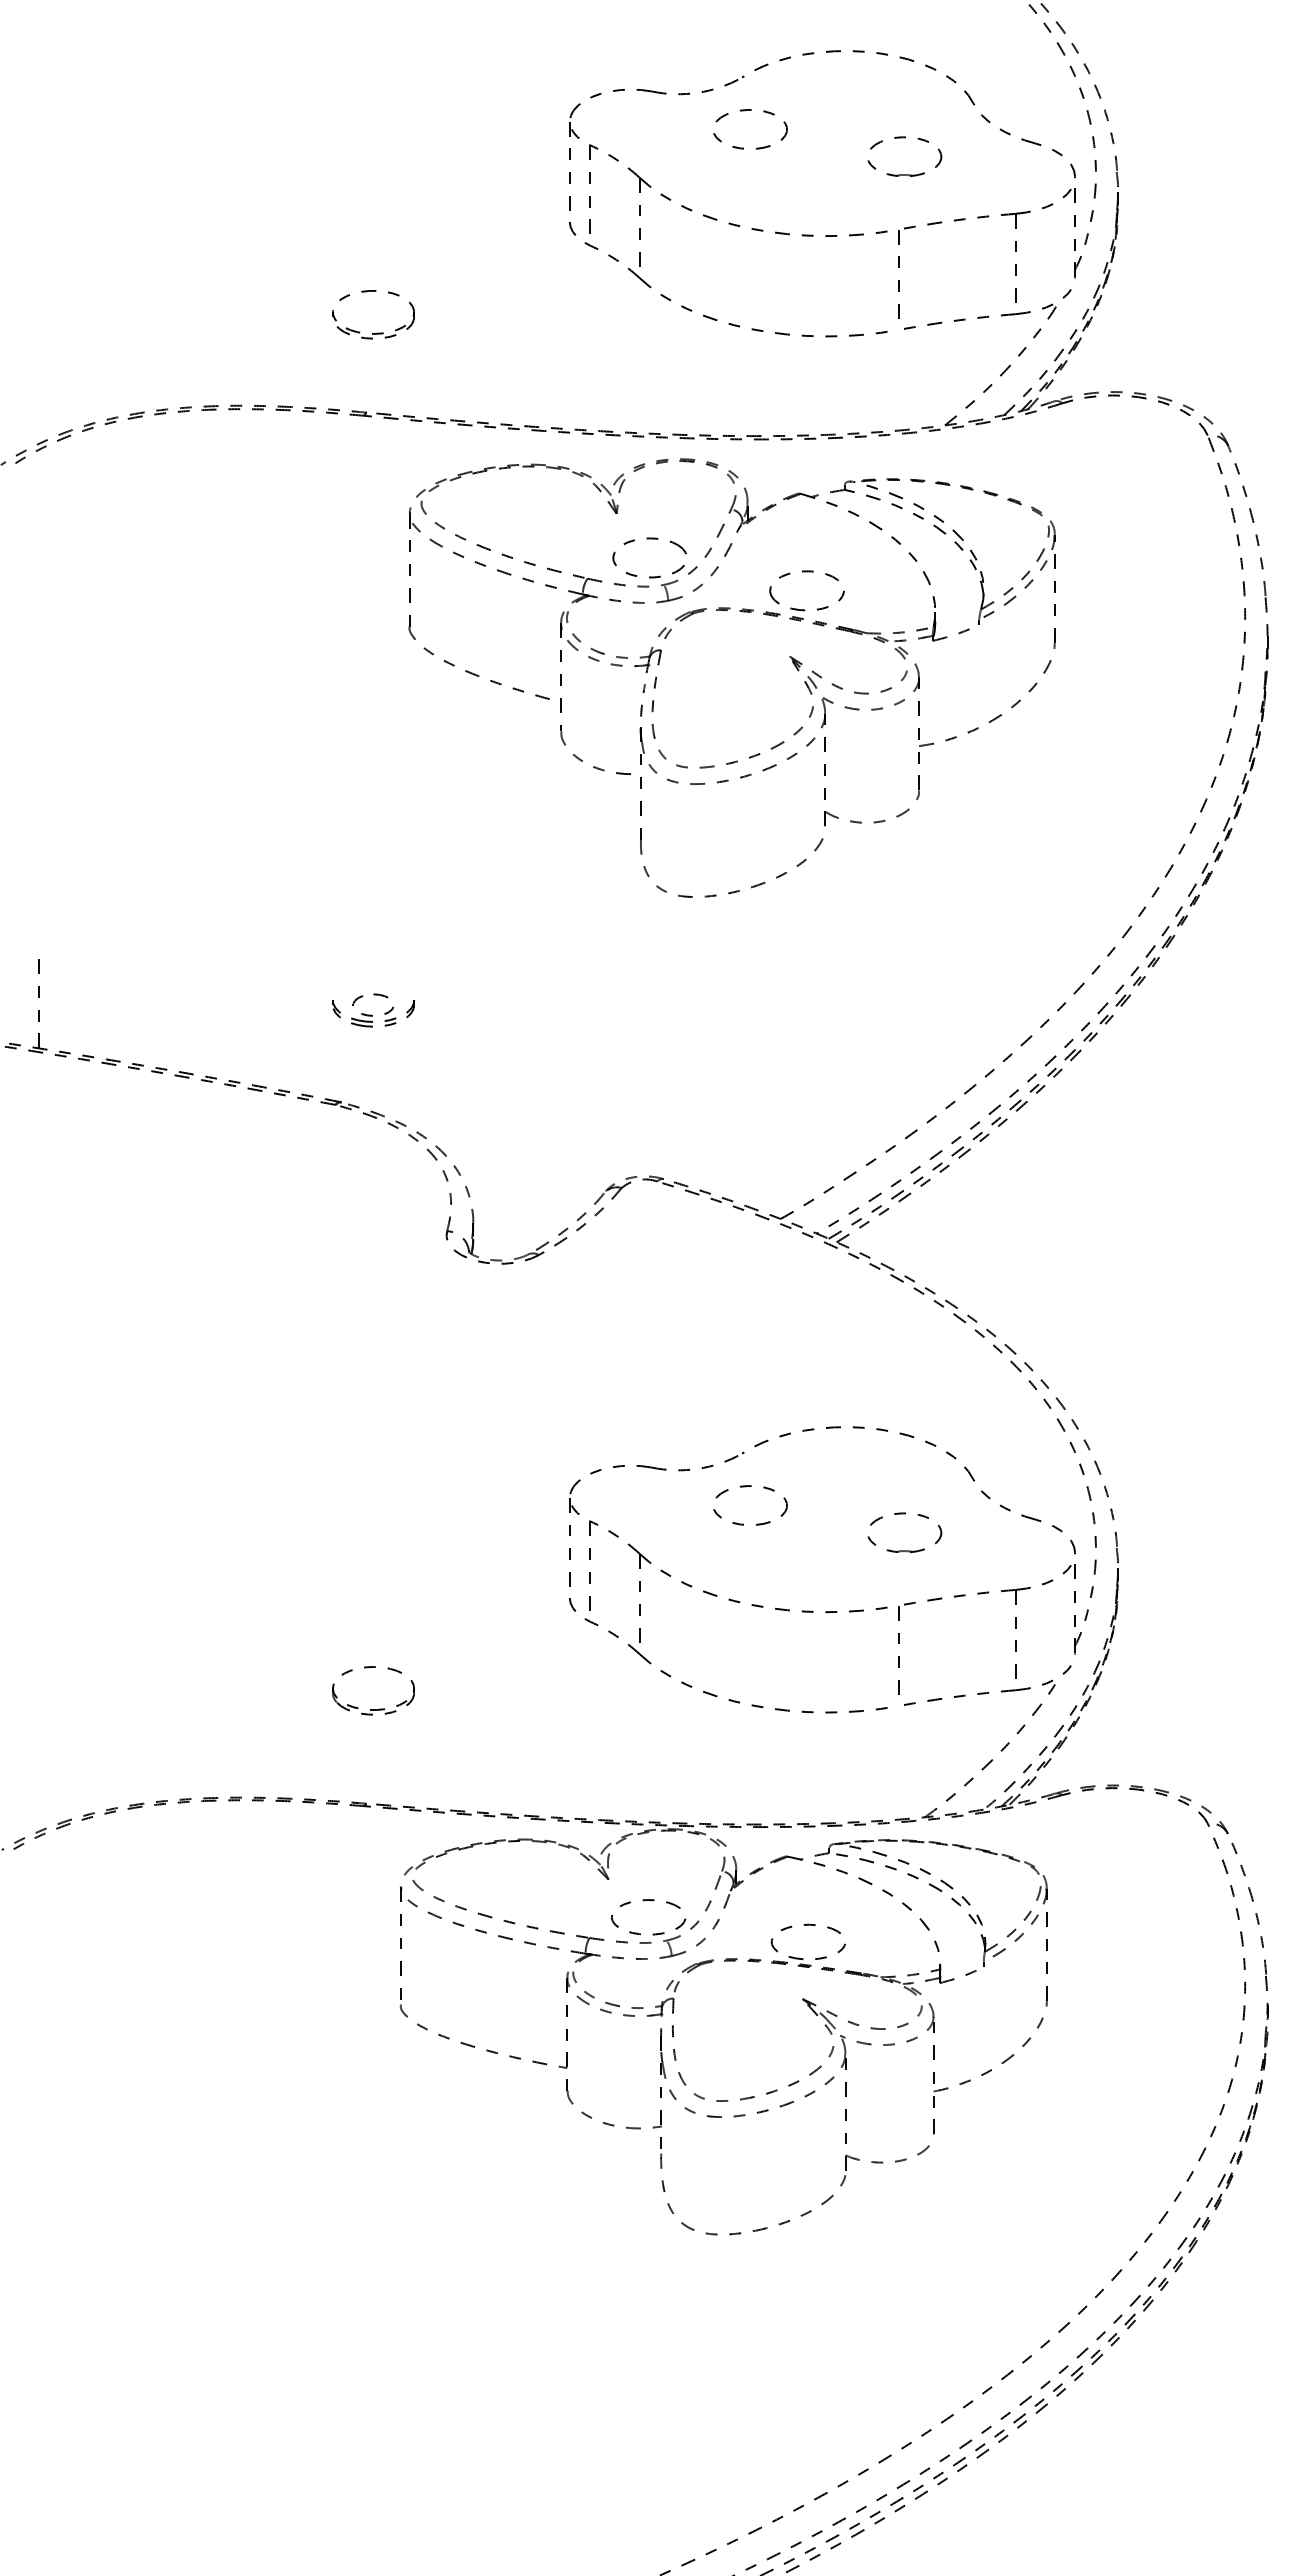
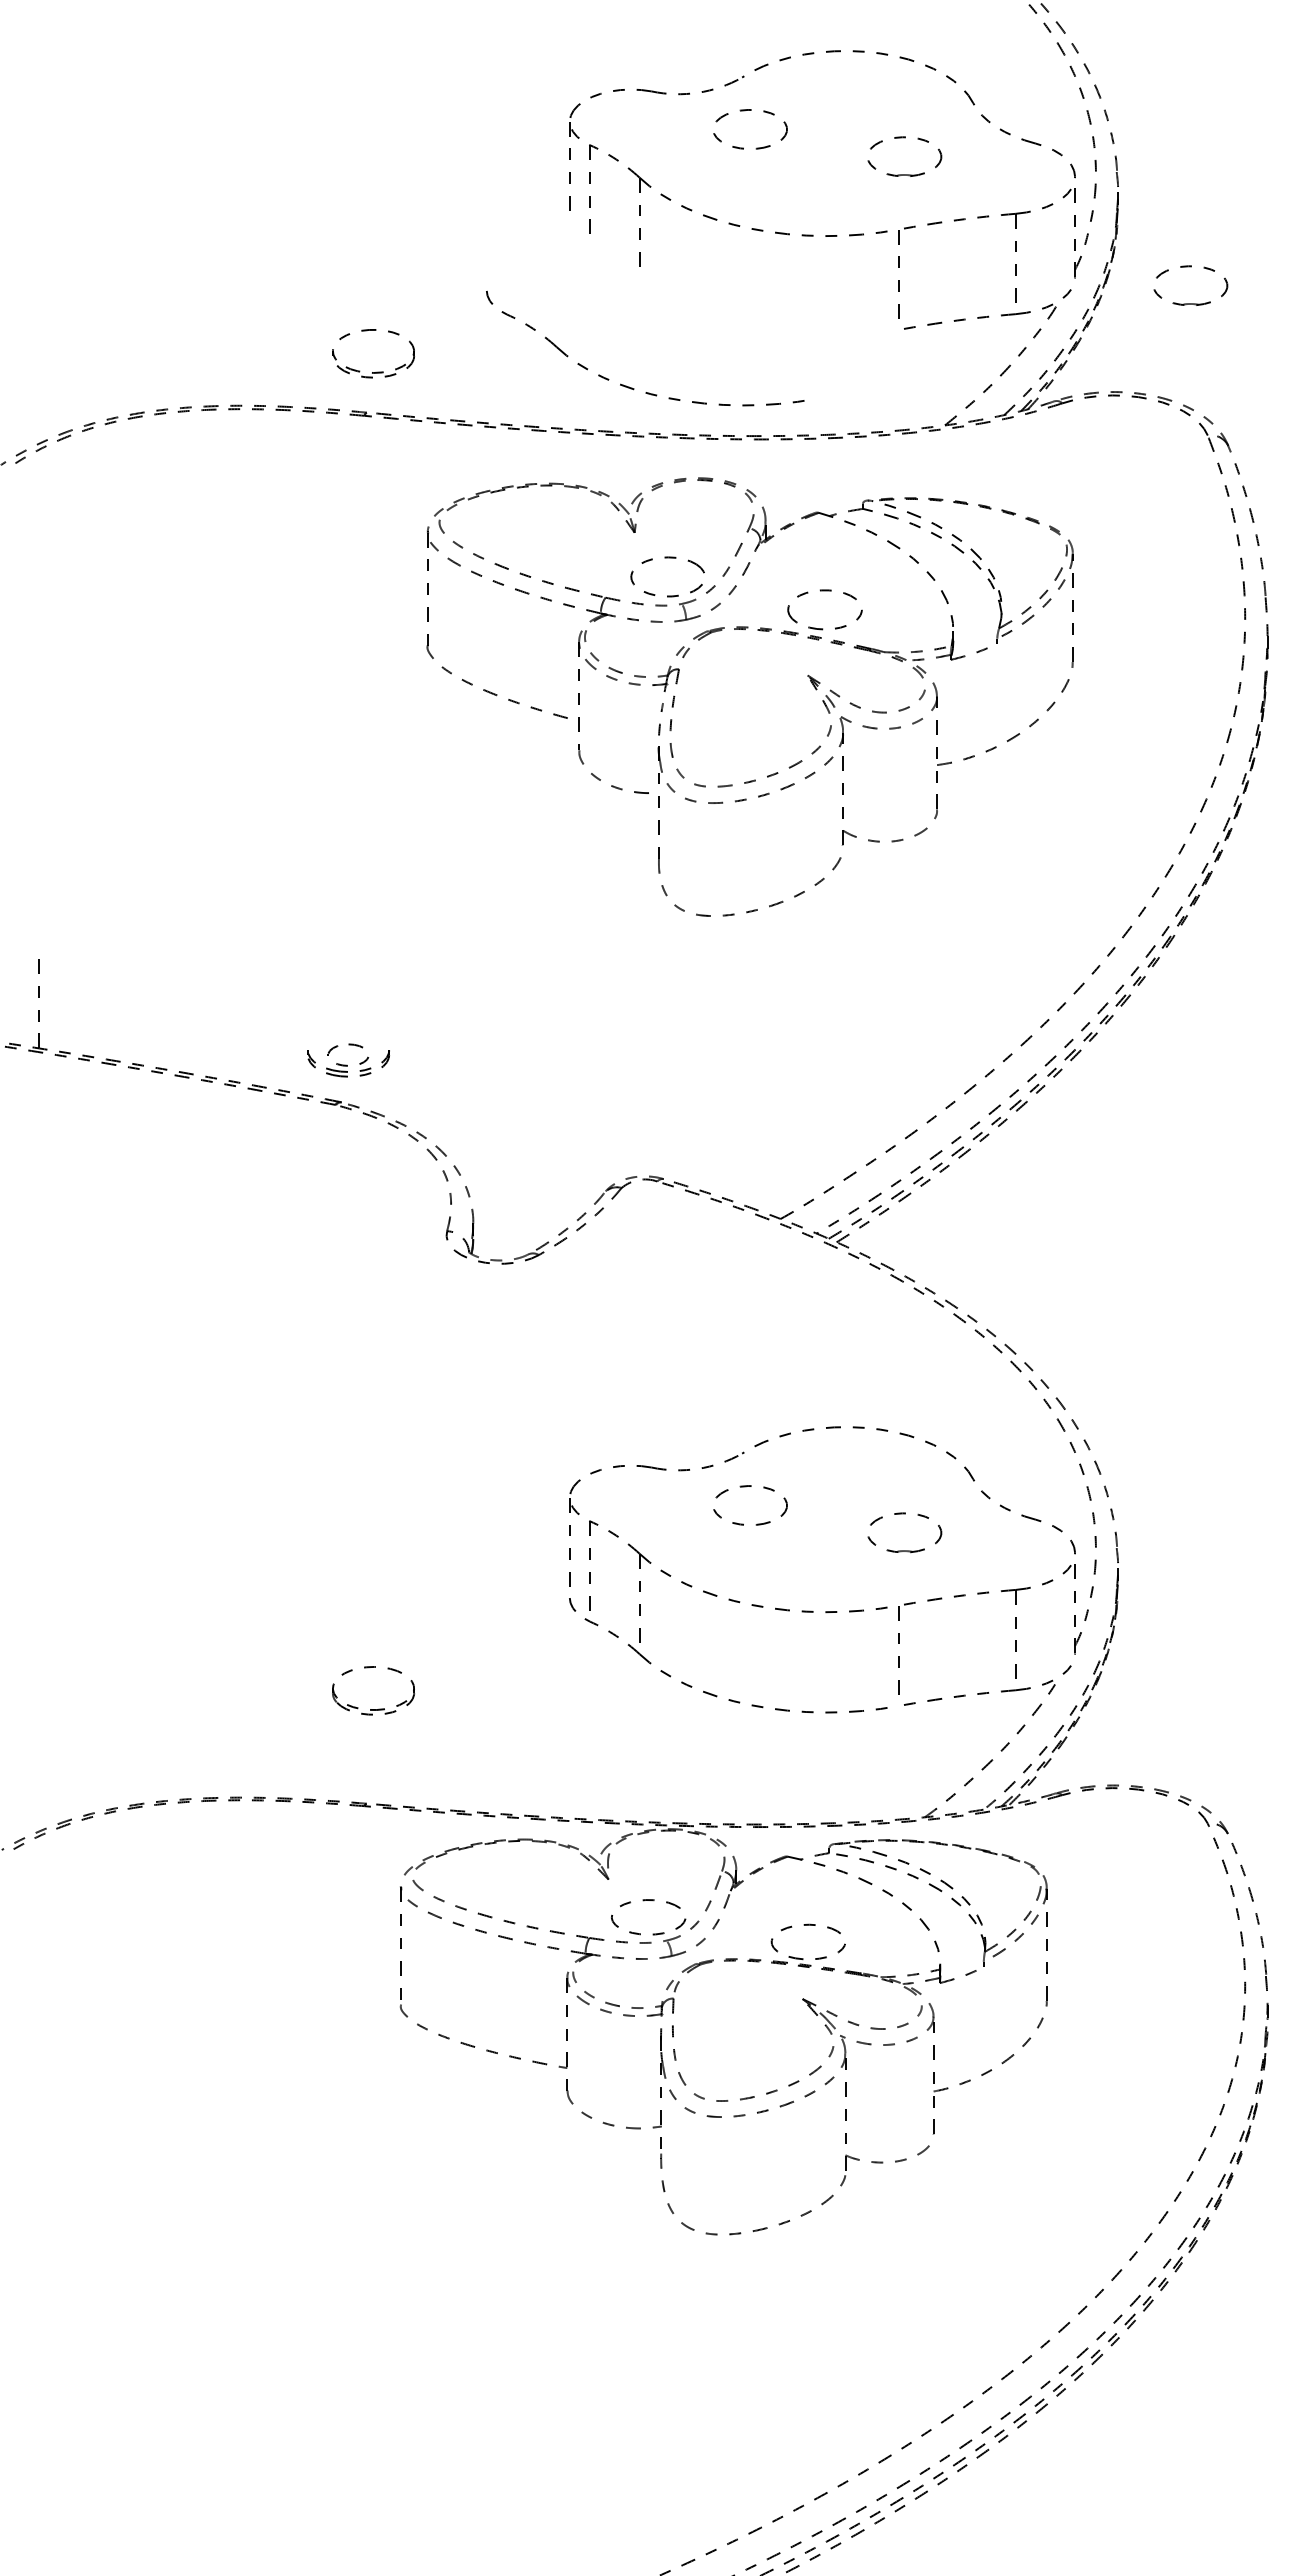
part: none -> present (1190, 267)
part position: (715, 318) -> (632, 387) (632, 387)
part position: (376, 332) -> (376, 371) (376, 371)
part position: (789, 657) -> (807, 676) (807, 676)
part position: (373, 1010) -> (348, 1060) (348, 1060)
